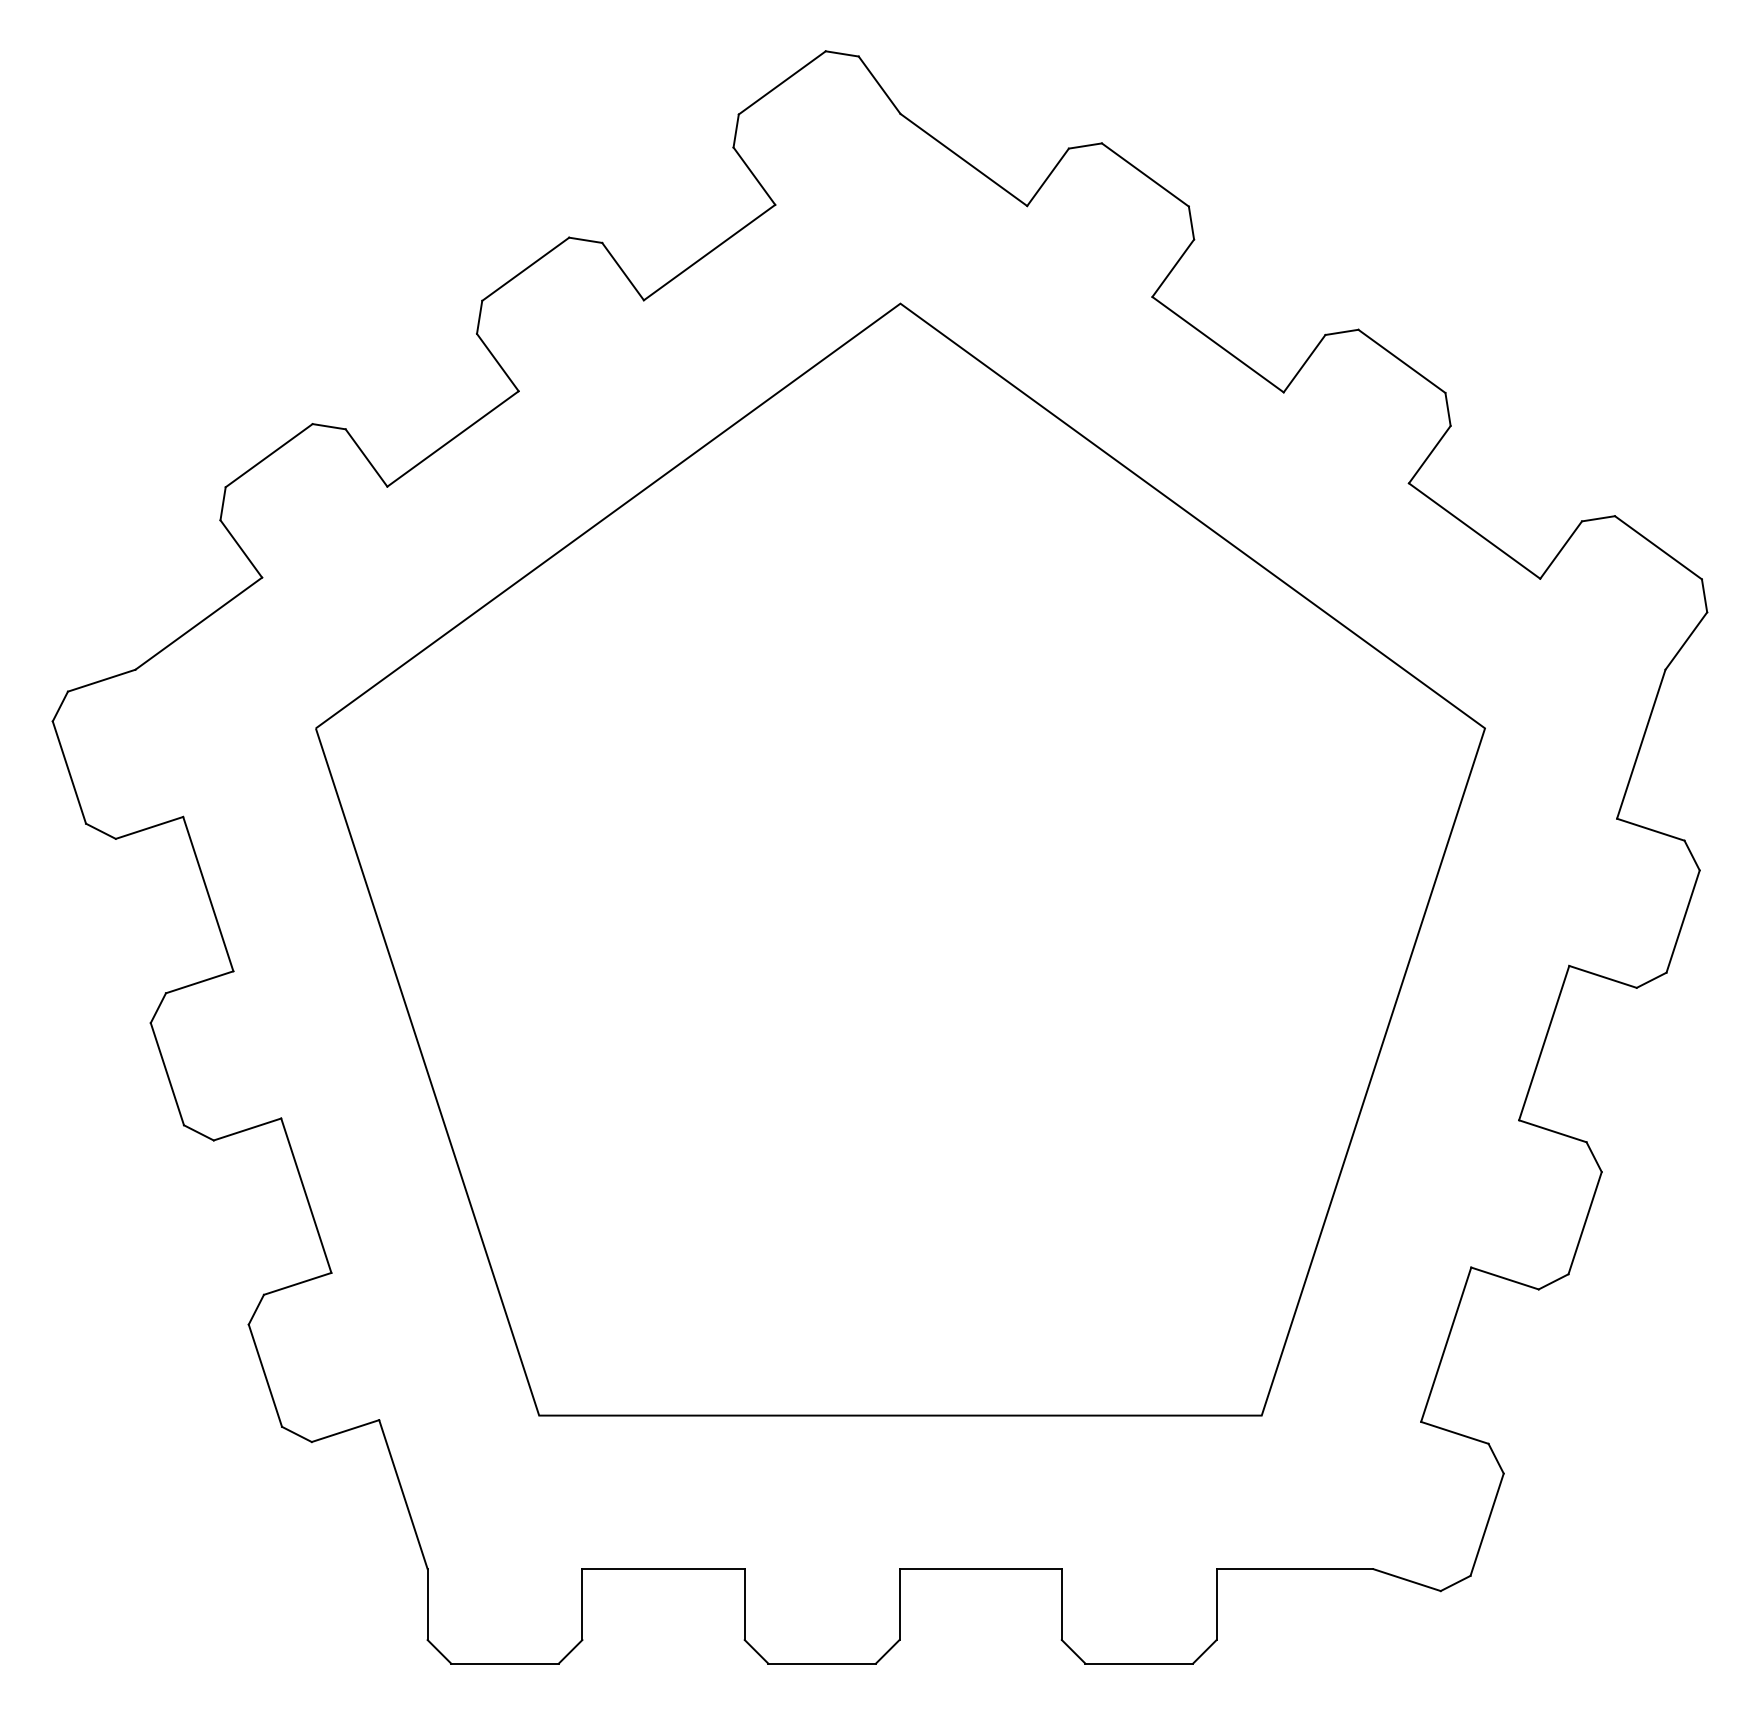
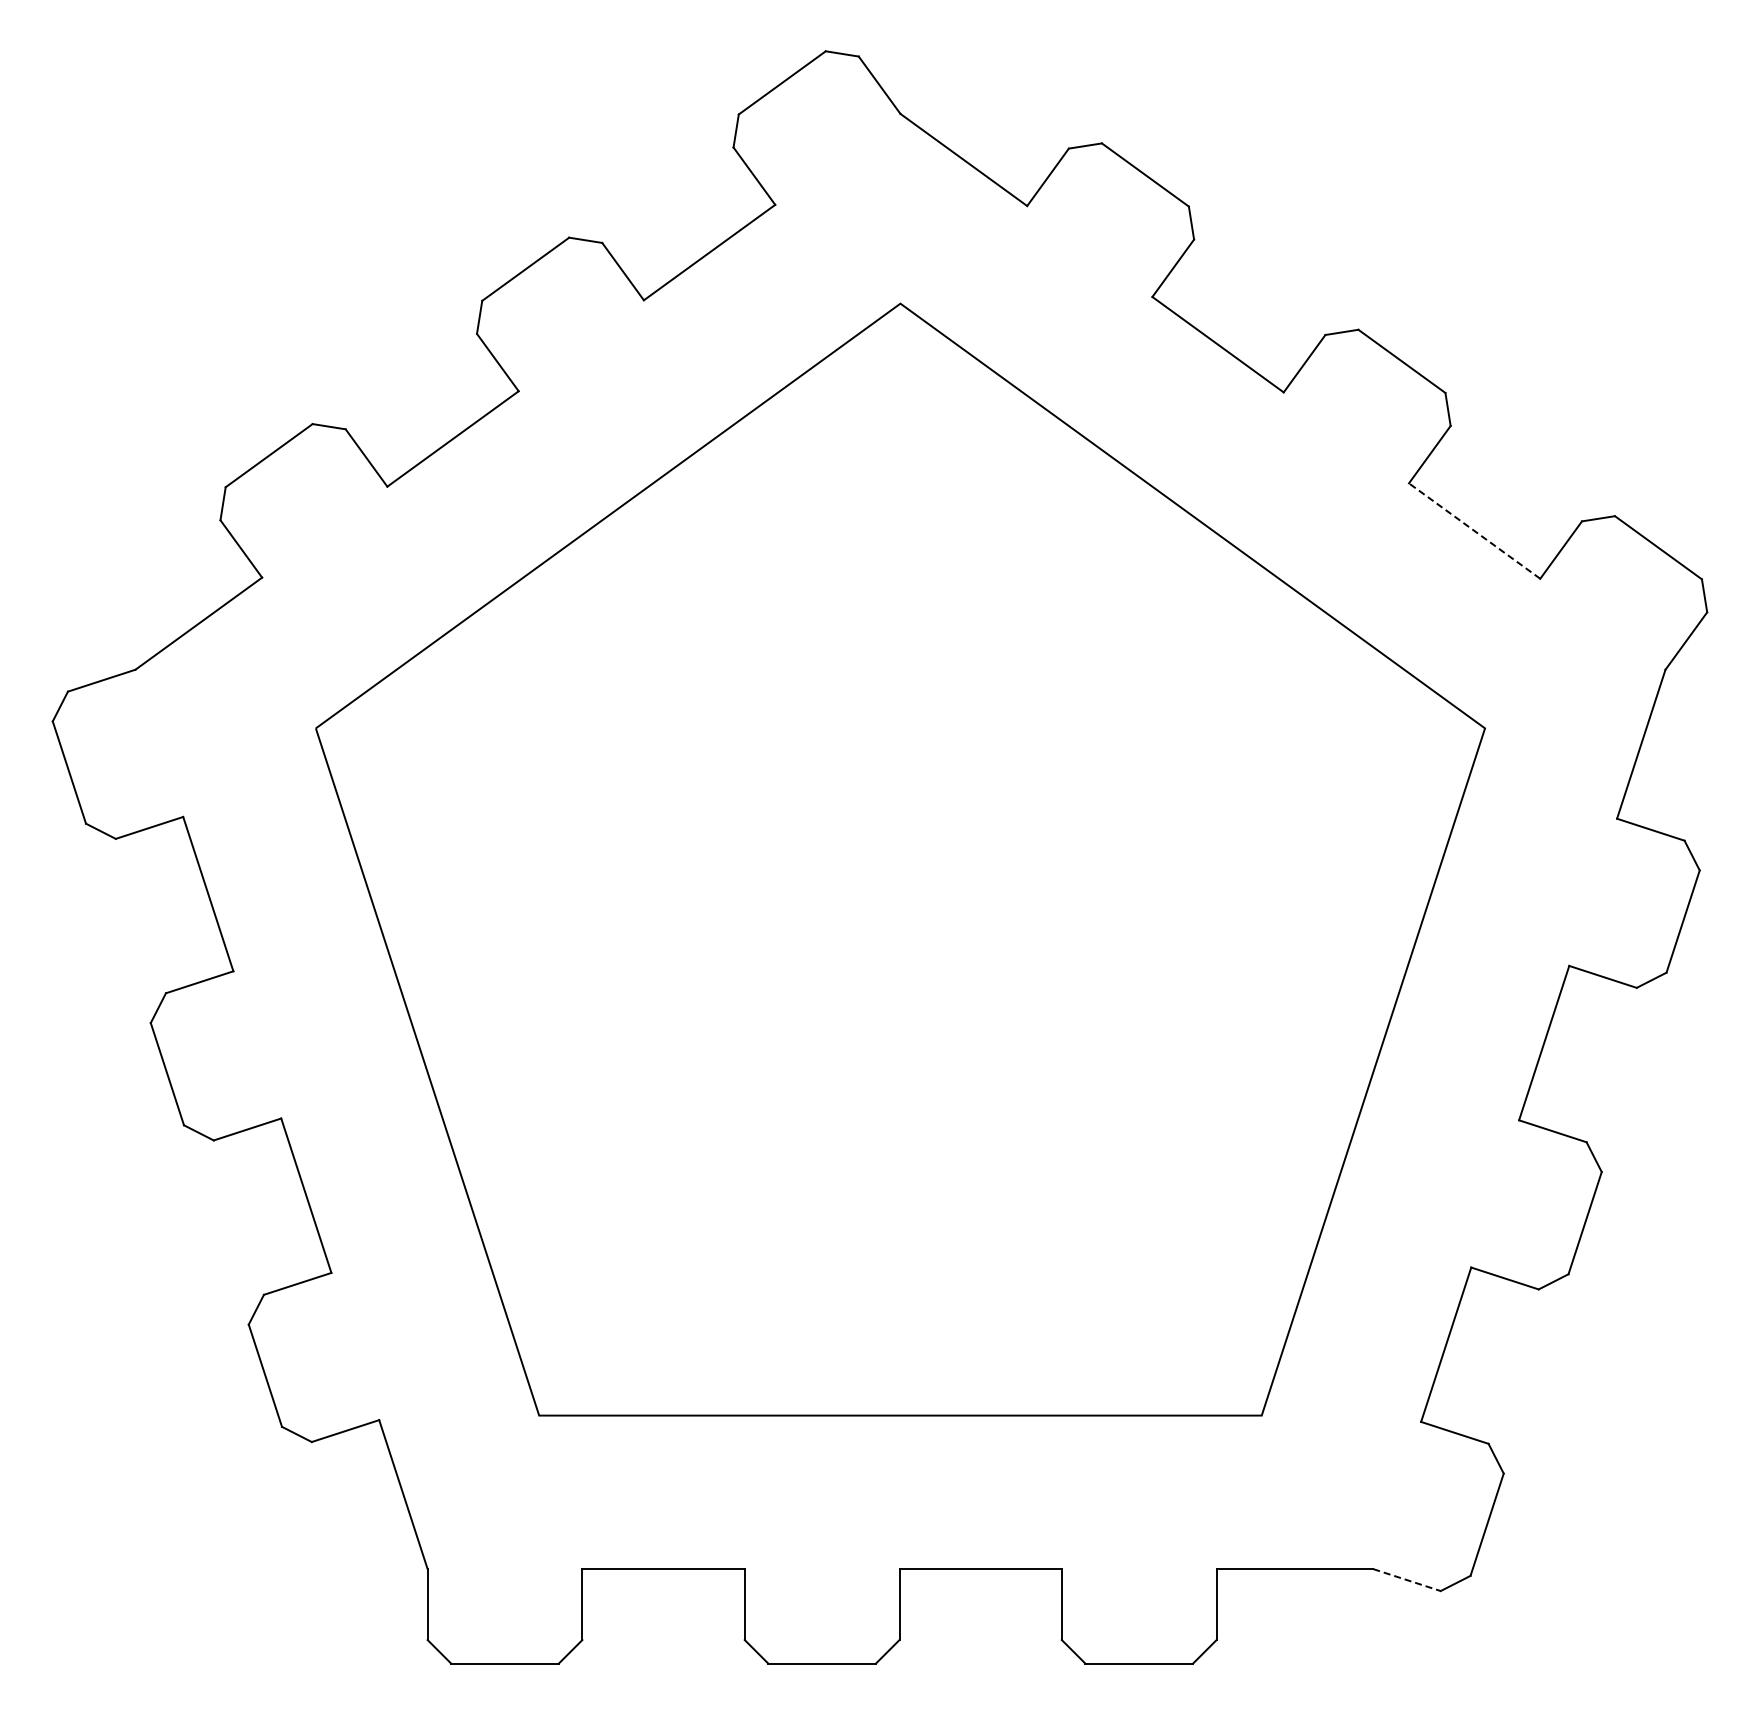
line: solid -> dashed (1474, 530)
line: solid -> dashed (1407, 1580)
